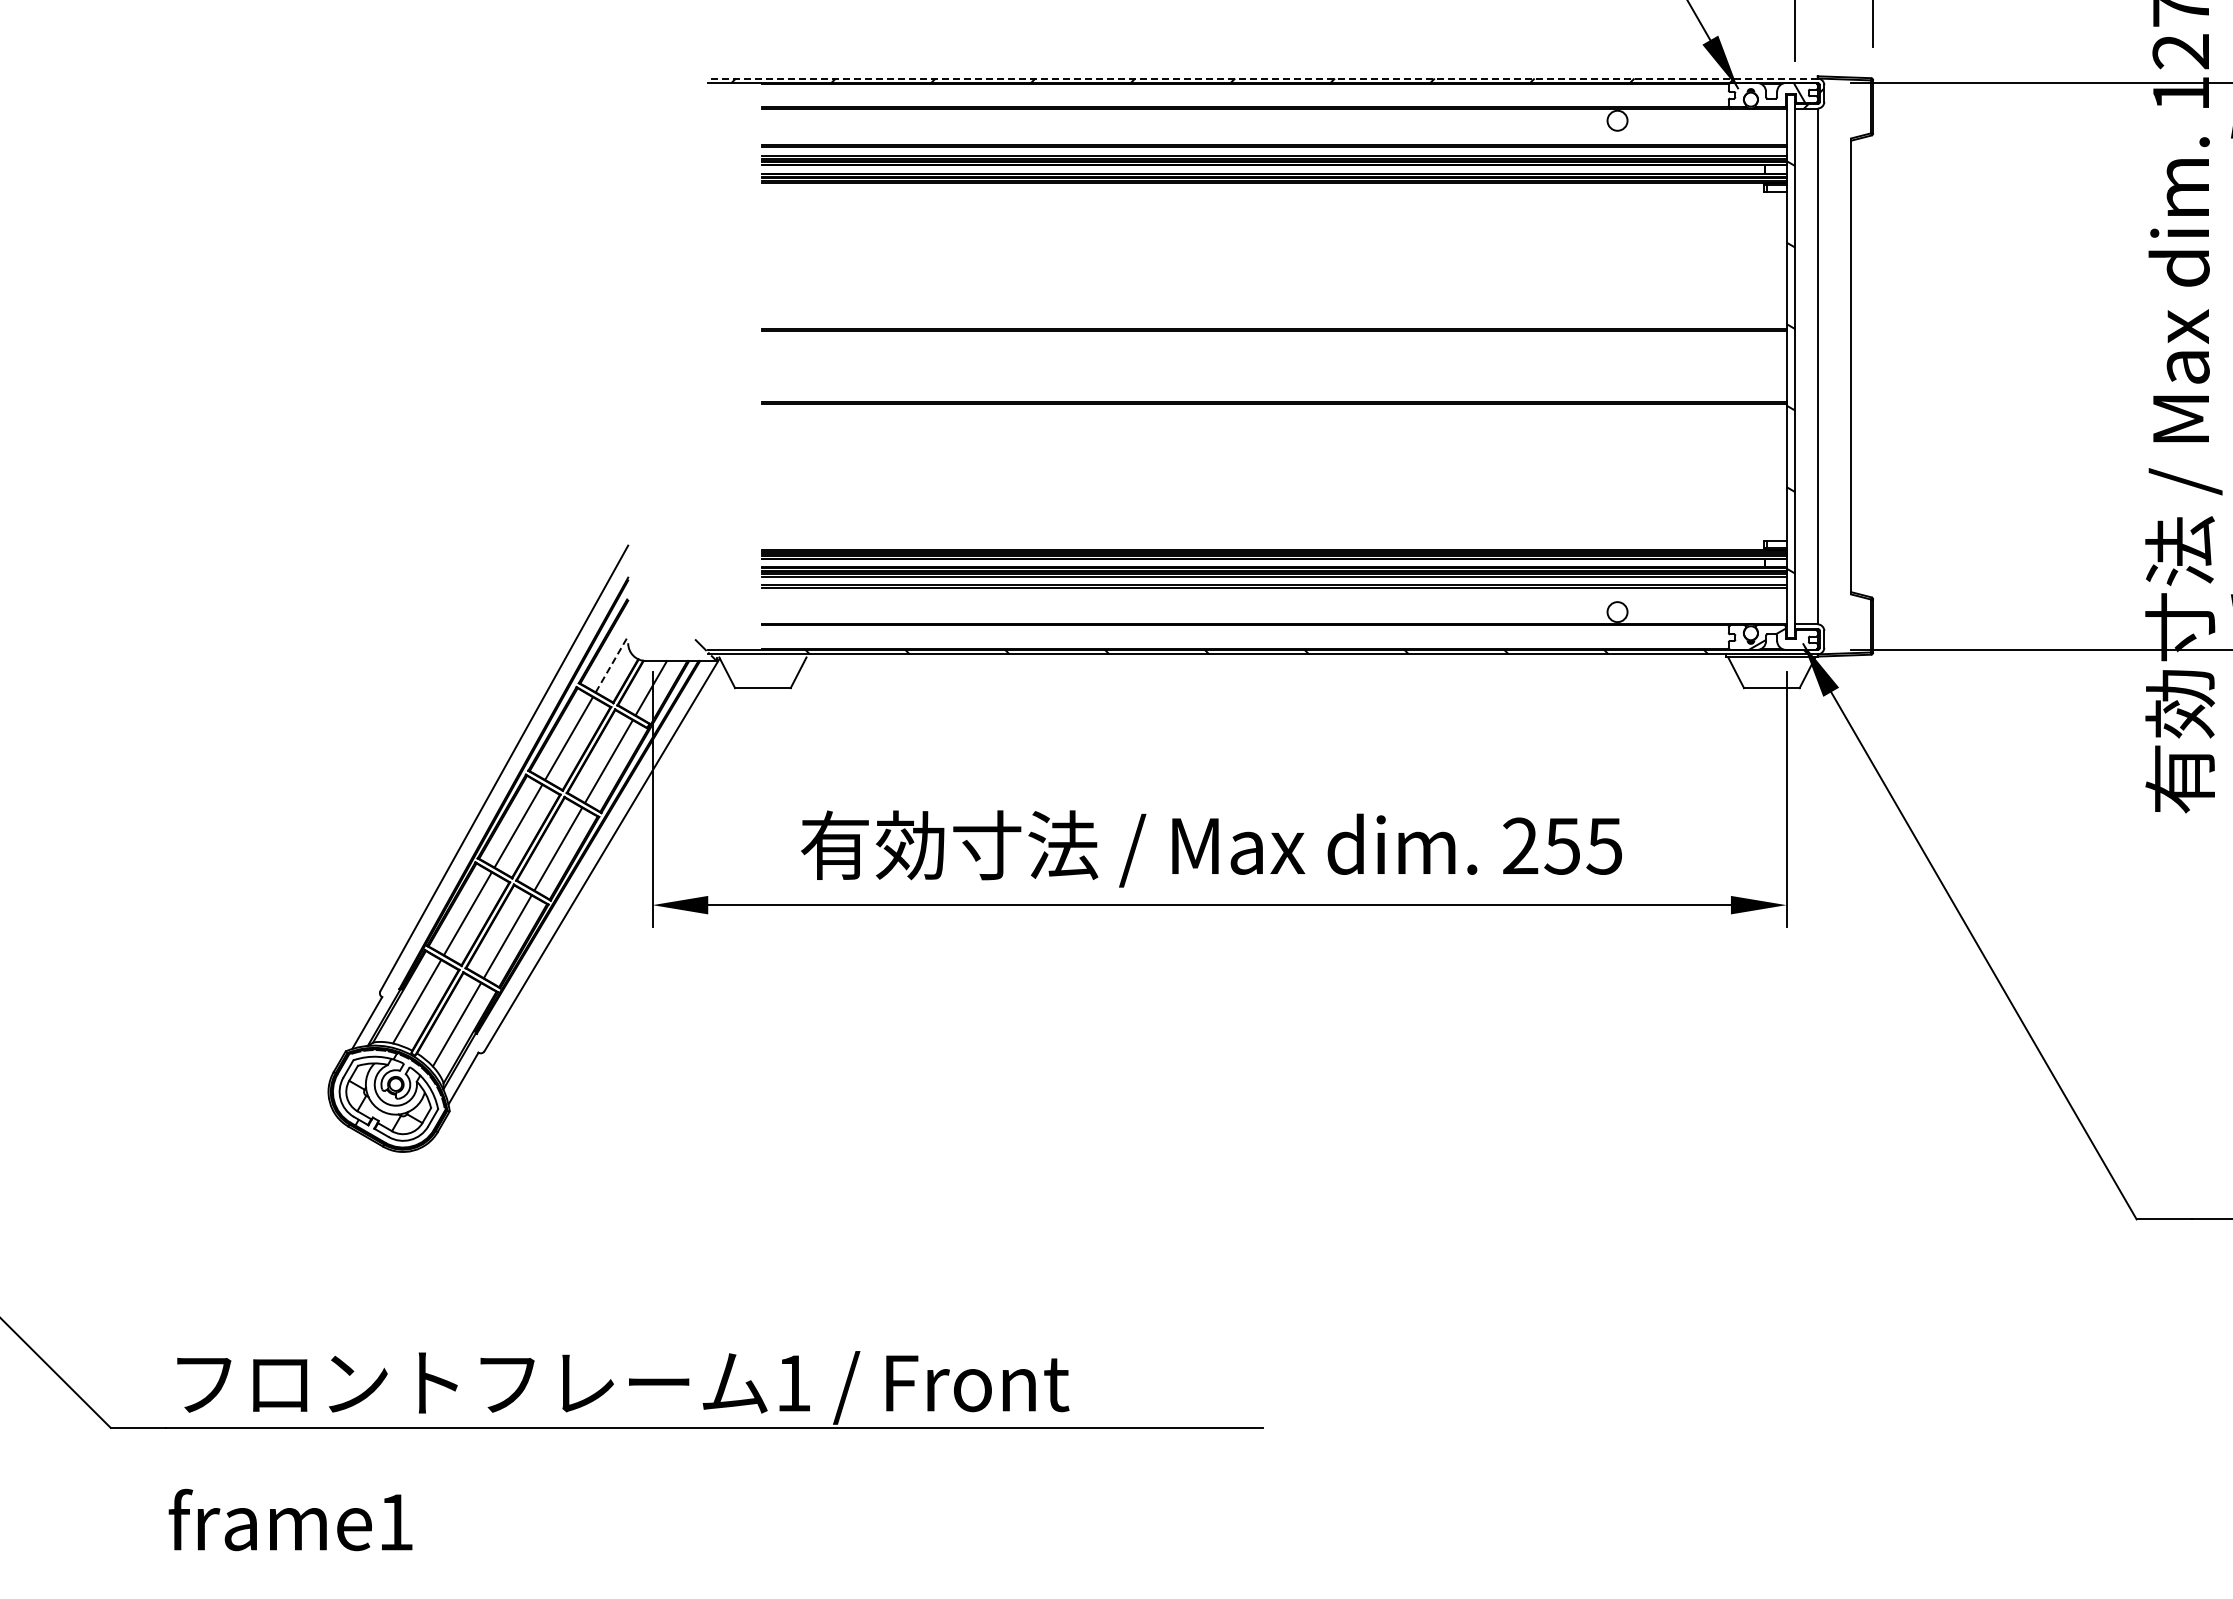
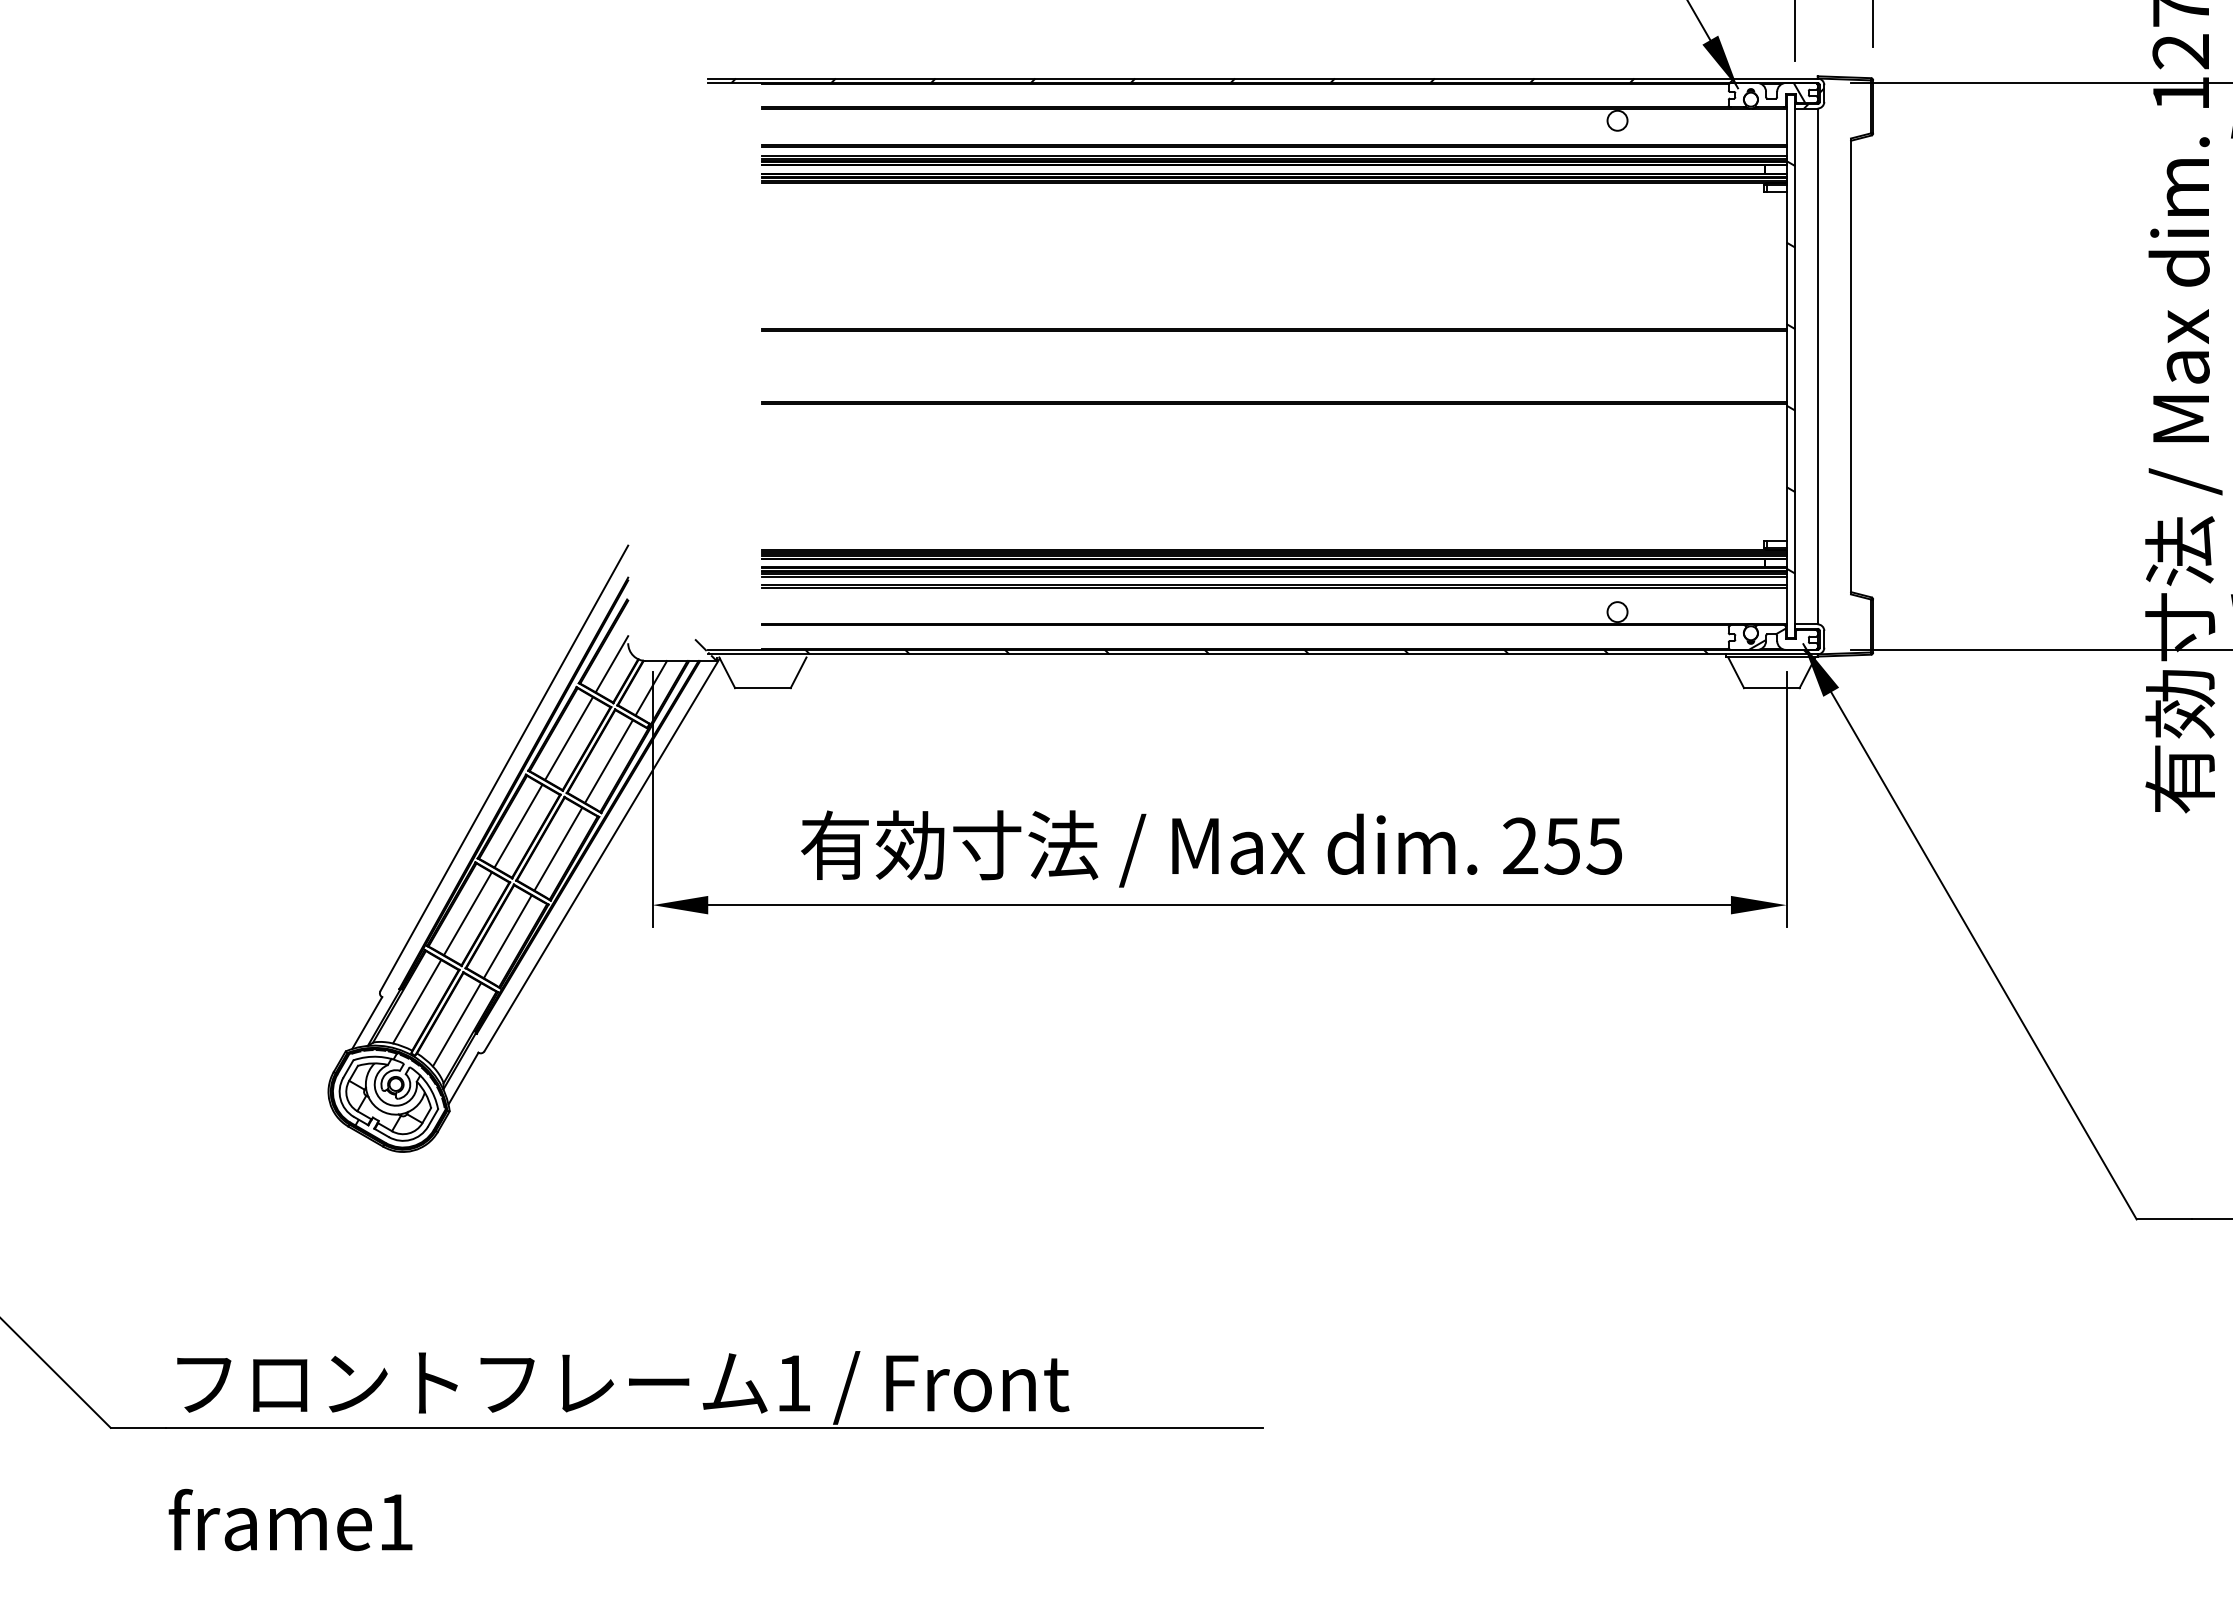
line: dashed -> solid (1262, 78)
line: dashed -> solid (612, 663)
